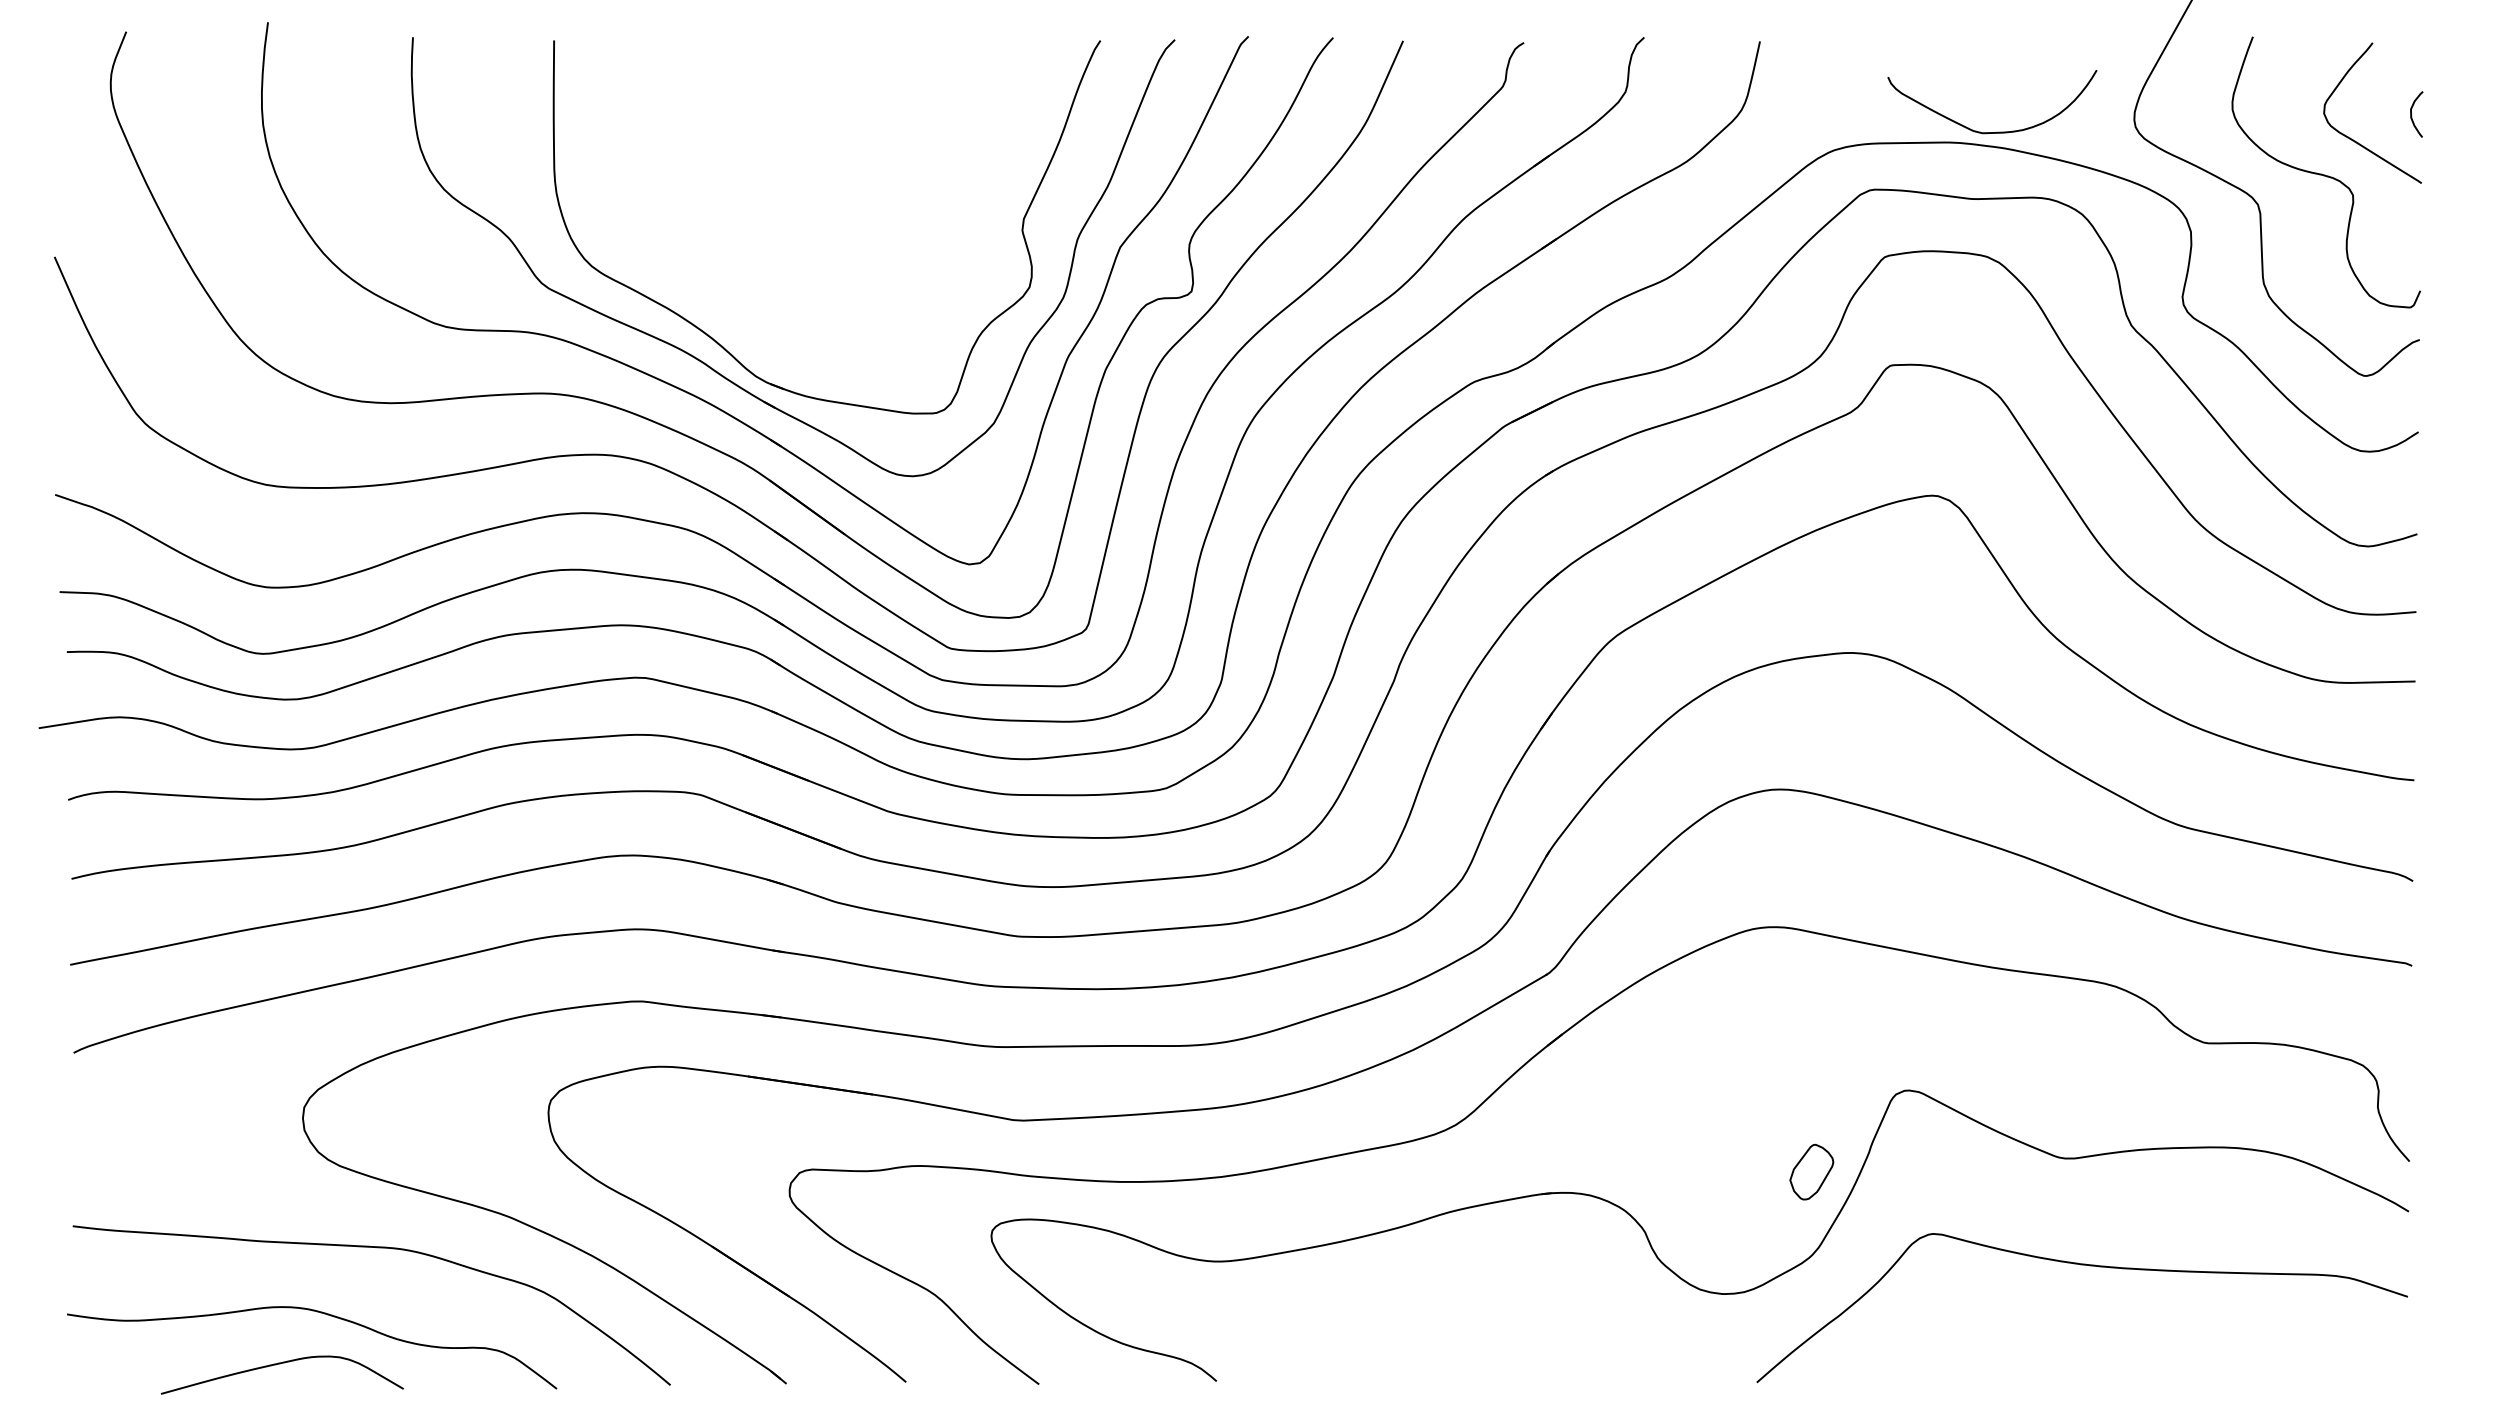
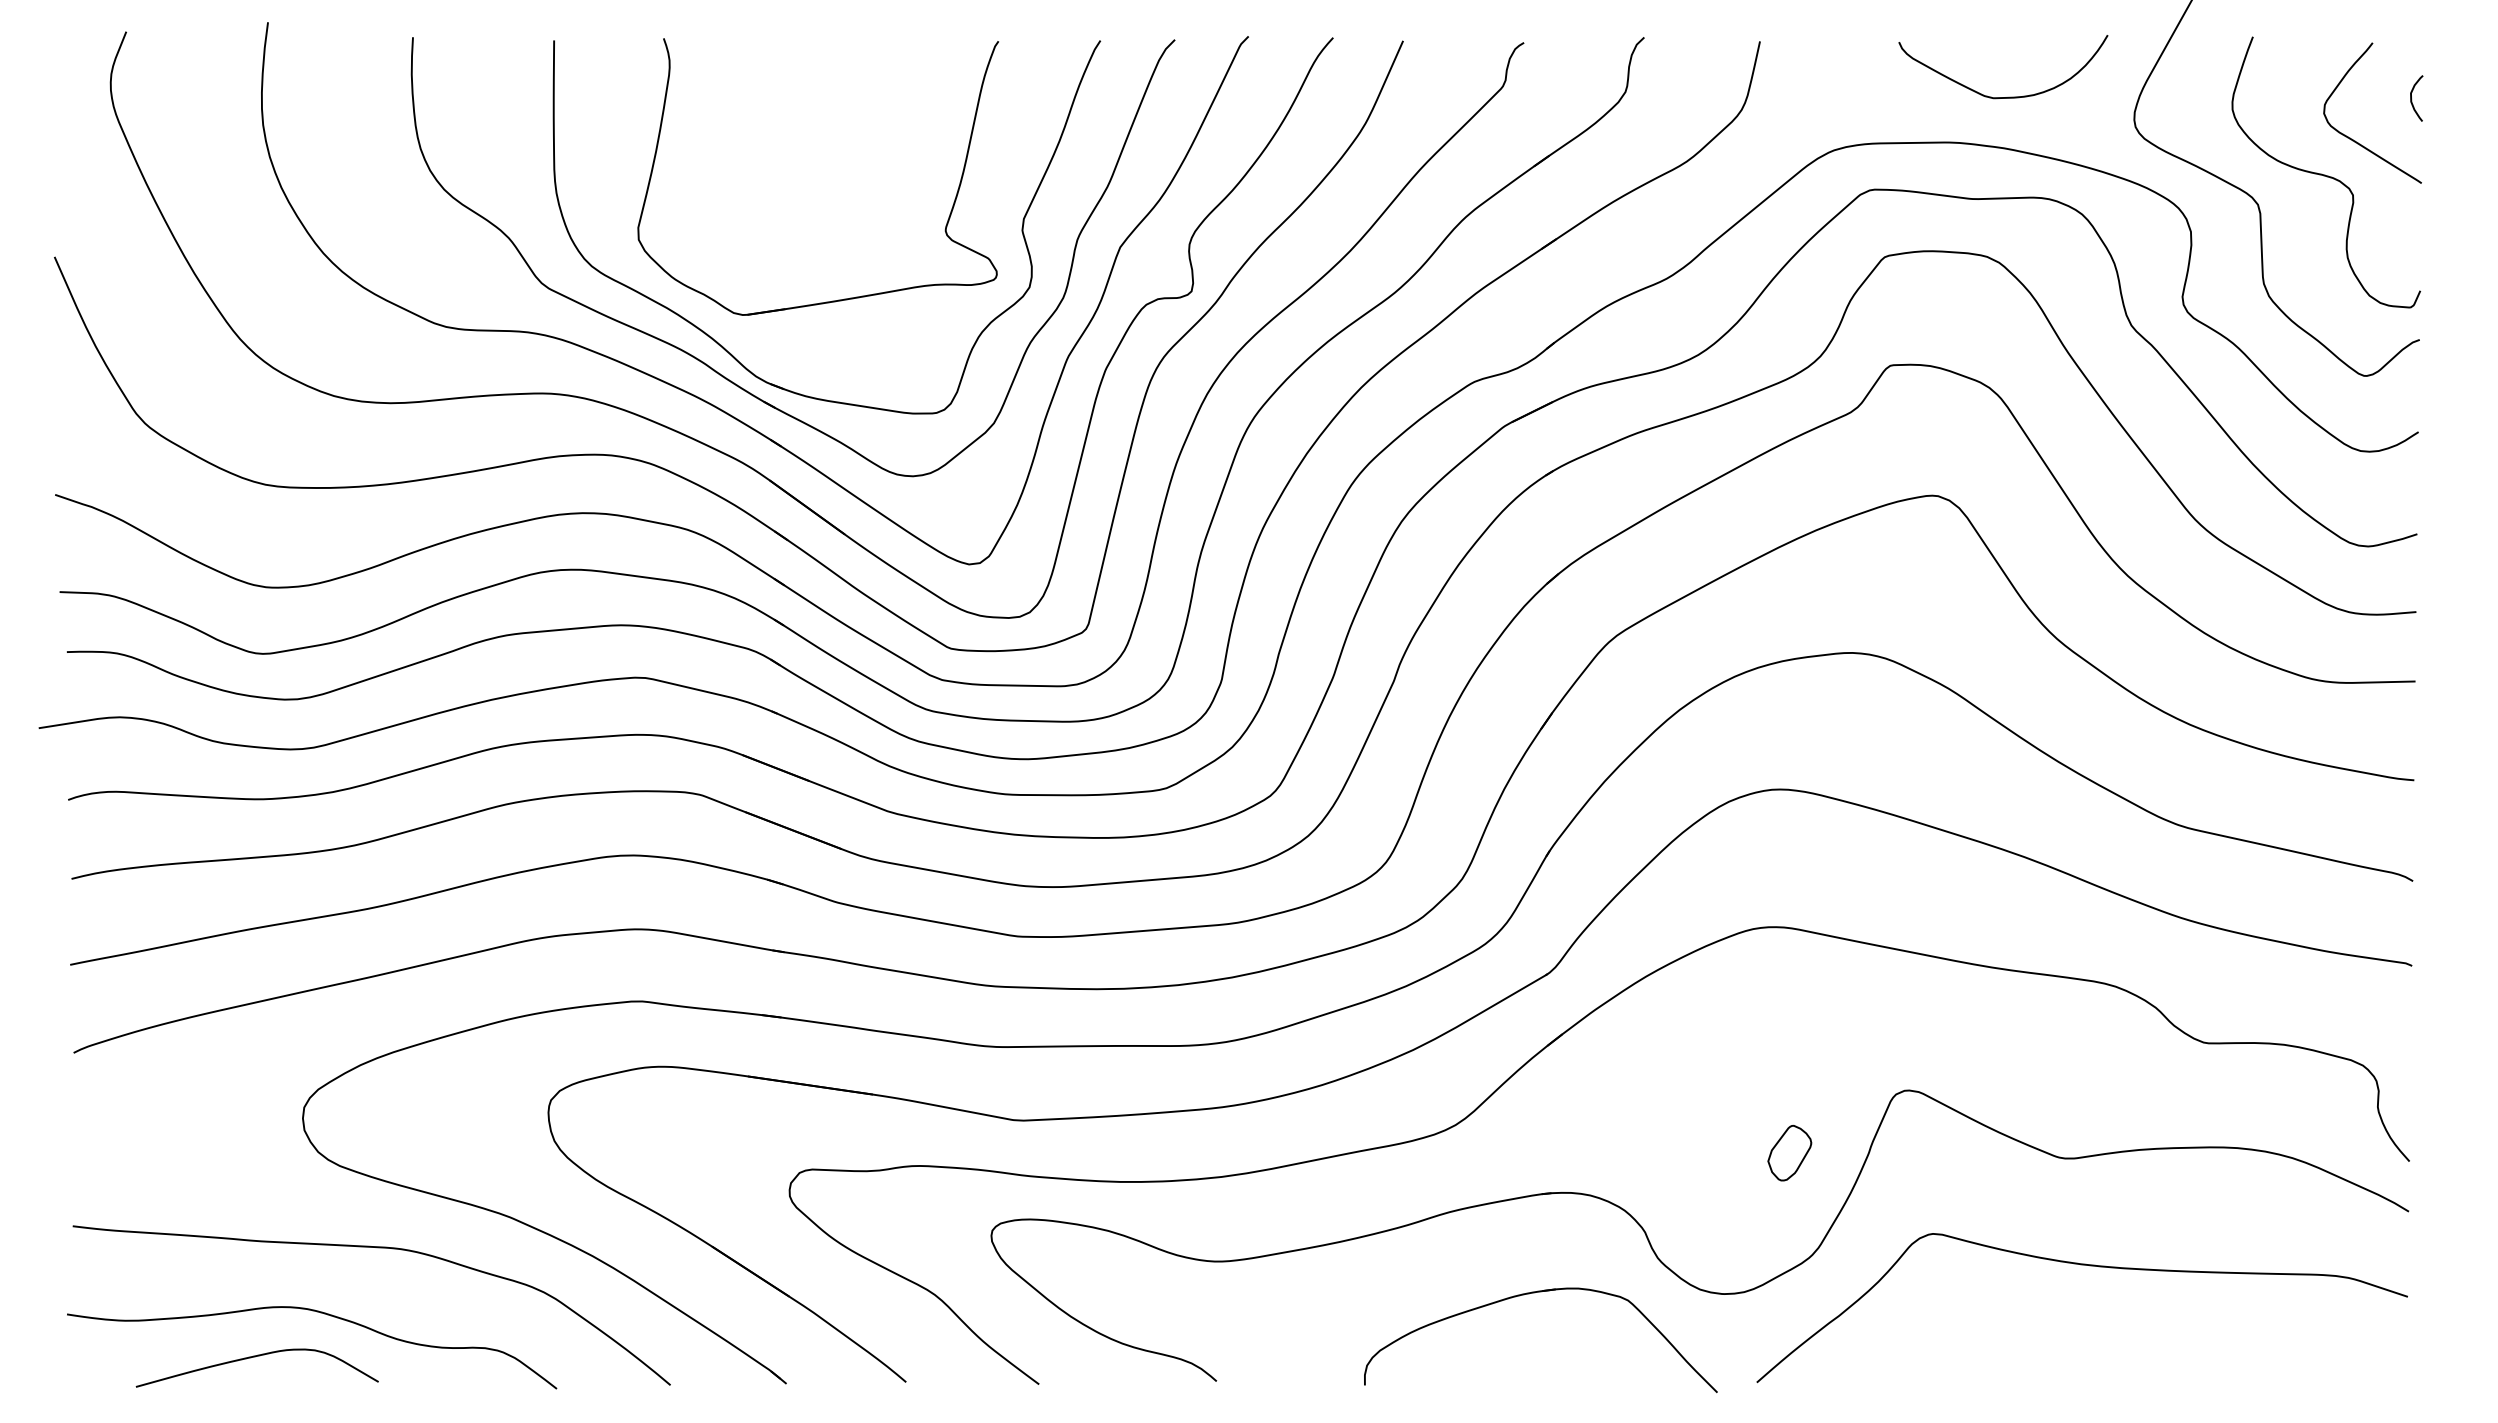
curve position: (2412, 115) -> (2412, 99) (2412, 99)
curve position: (1997, 131) -> (2008, 96) (2008, 96)
part: none -> present (838, 299)
part position: (1811, 1172) -> (1789, 1153) (1789, 1153)
part: none -> present (1529, 1294)
curve position: (280, 1364) -> (255, 1357) (255, 1357)
